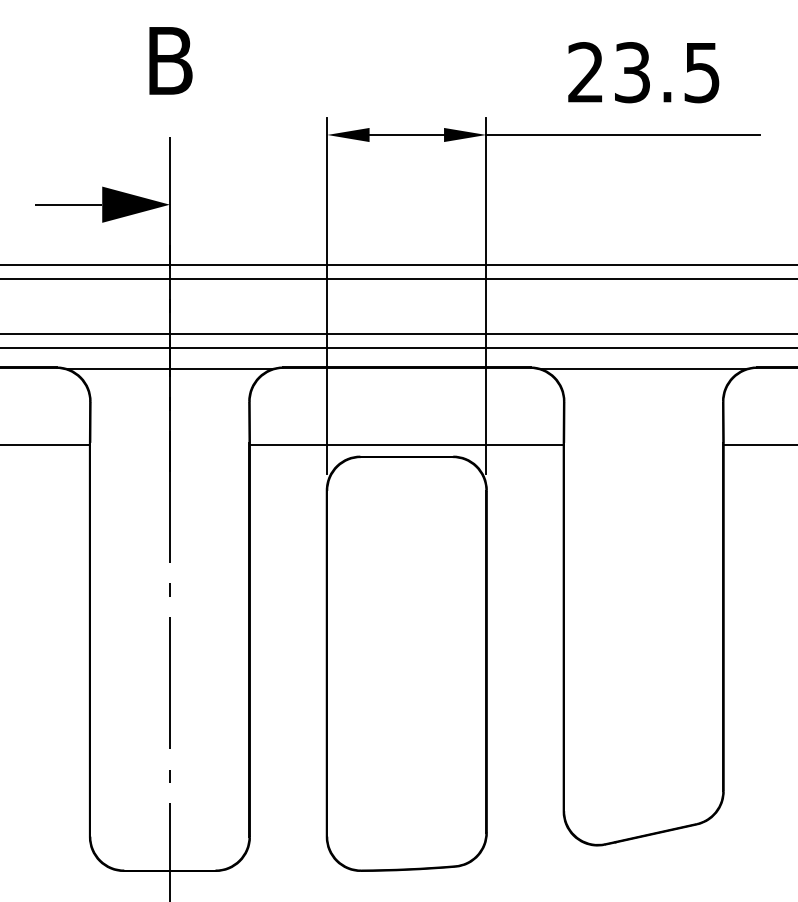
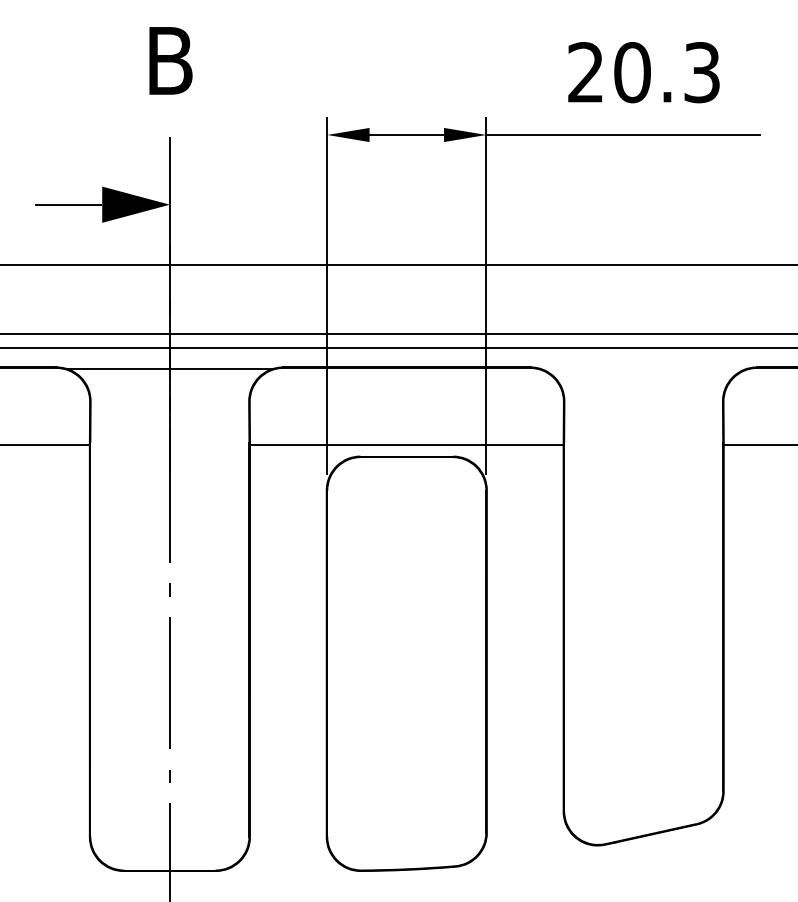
text: 23.5 -> 20.3 (666, 72)
line: present -> none (398, 279)
line: present -> none (643, 369)
